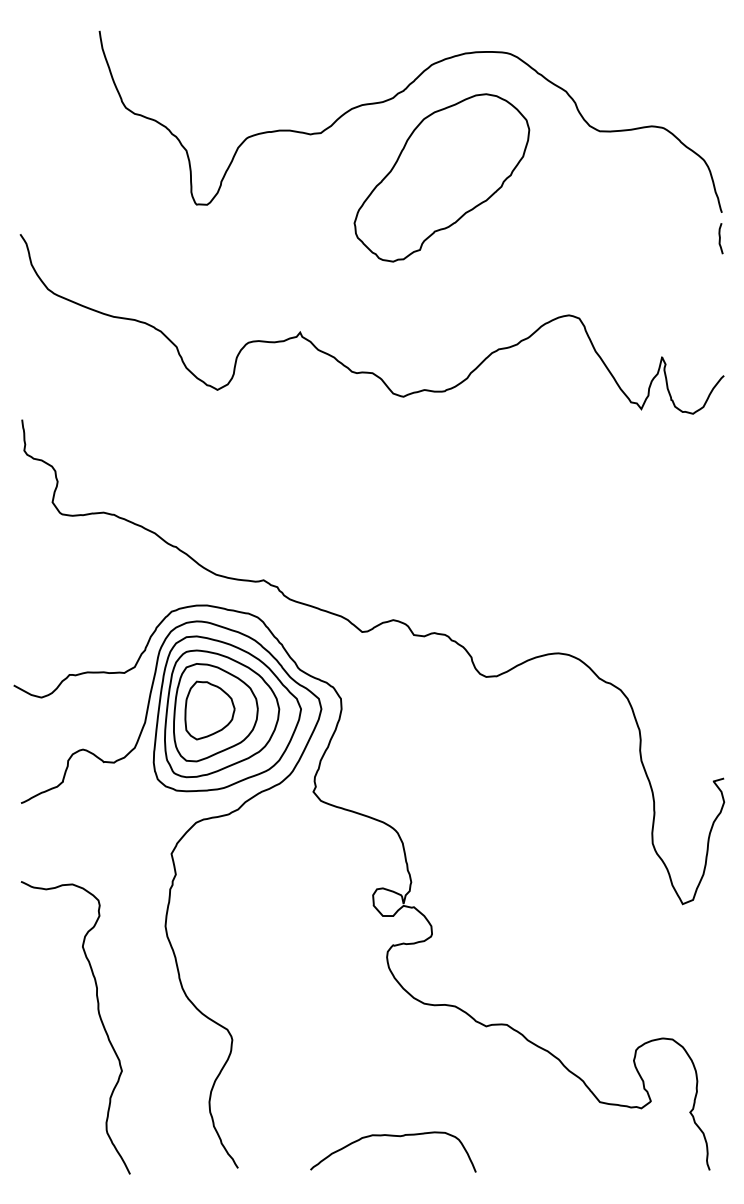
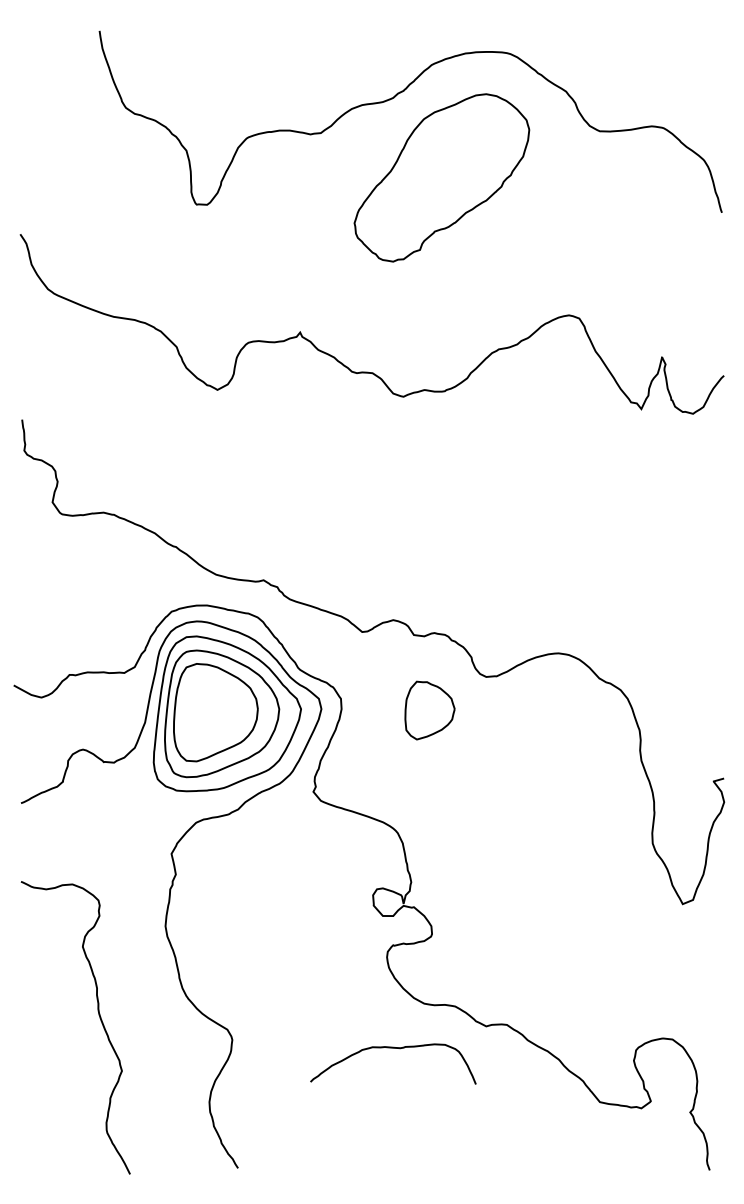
curve: present -> none (720, 238)
part position: (209, 710) -> (429, 710) (429, 710)
curve position: (393, 1136) -> (393, 1048) (393, 1048)
